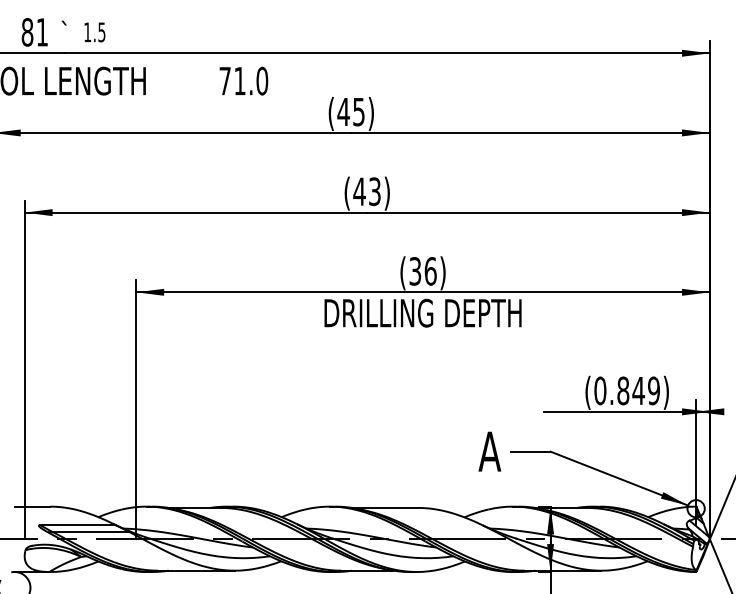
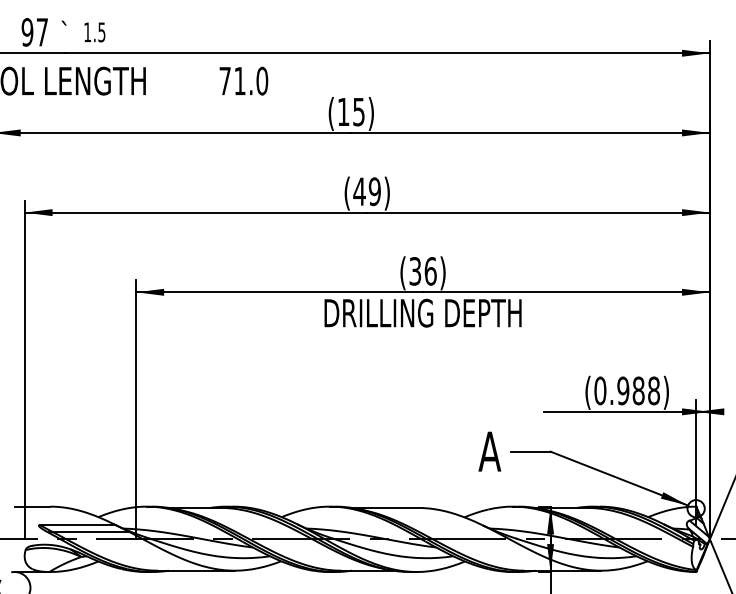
text: 81 -> 97 (34, 32)
text: (45) -> (15) (343, 111)
text: (43) -> (49) (374, 191)
text: (0.849) -> (0.988) (638, 390)
